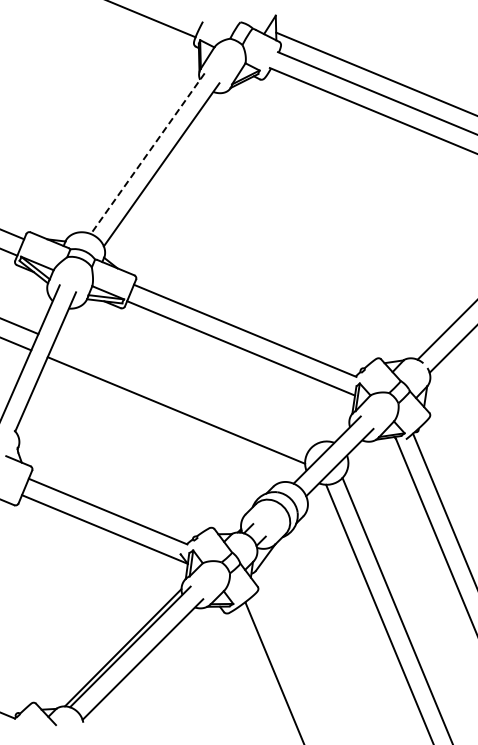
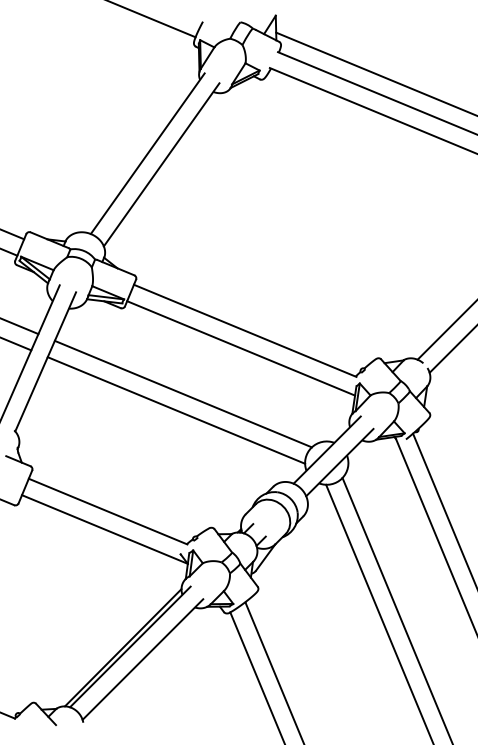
line: dashed -> solid (147, 154)
line: none -> present (182, 393)
line: none -> present (256, 676)
